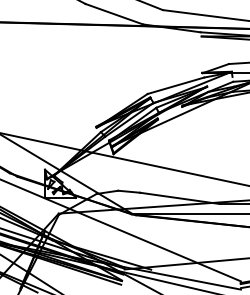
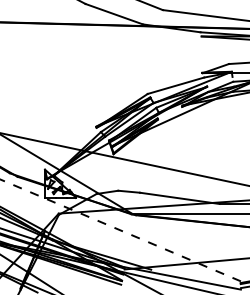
line: solid -> dashed (120, 230)
